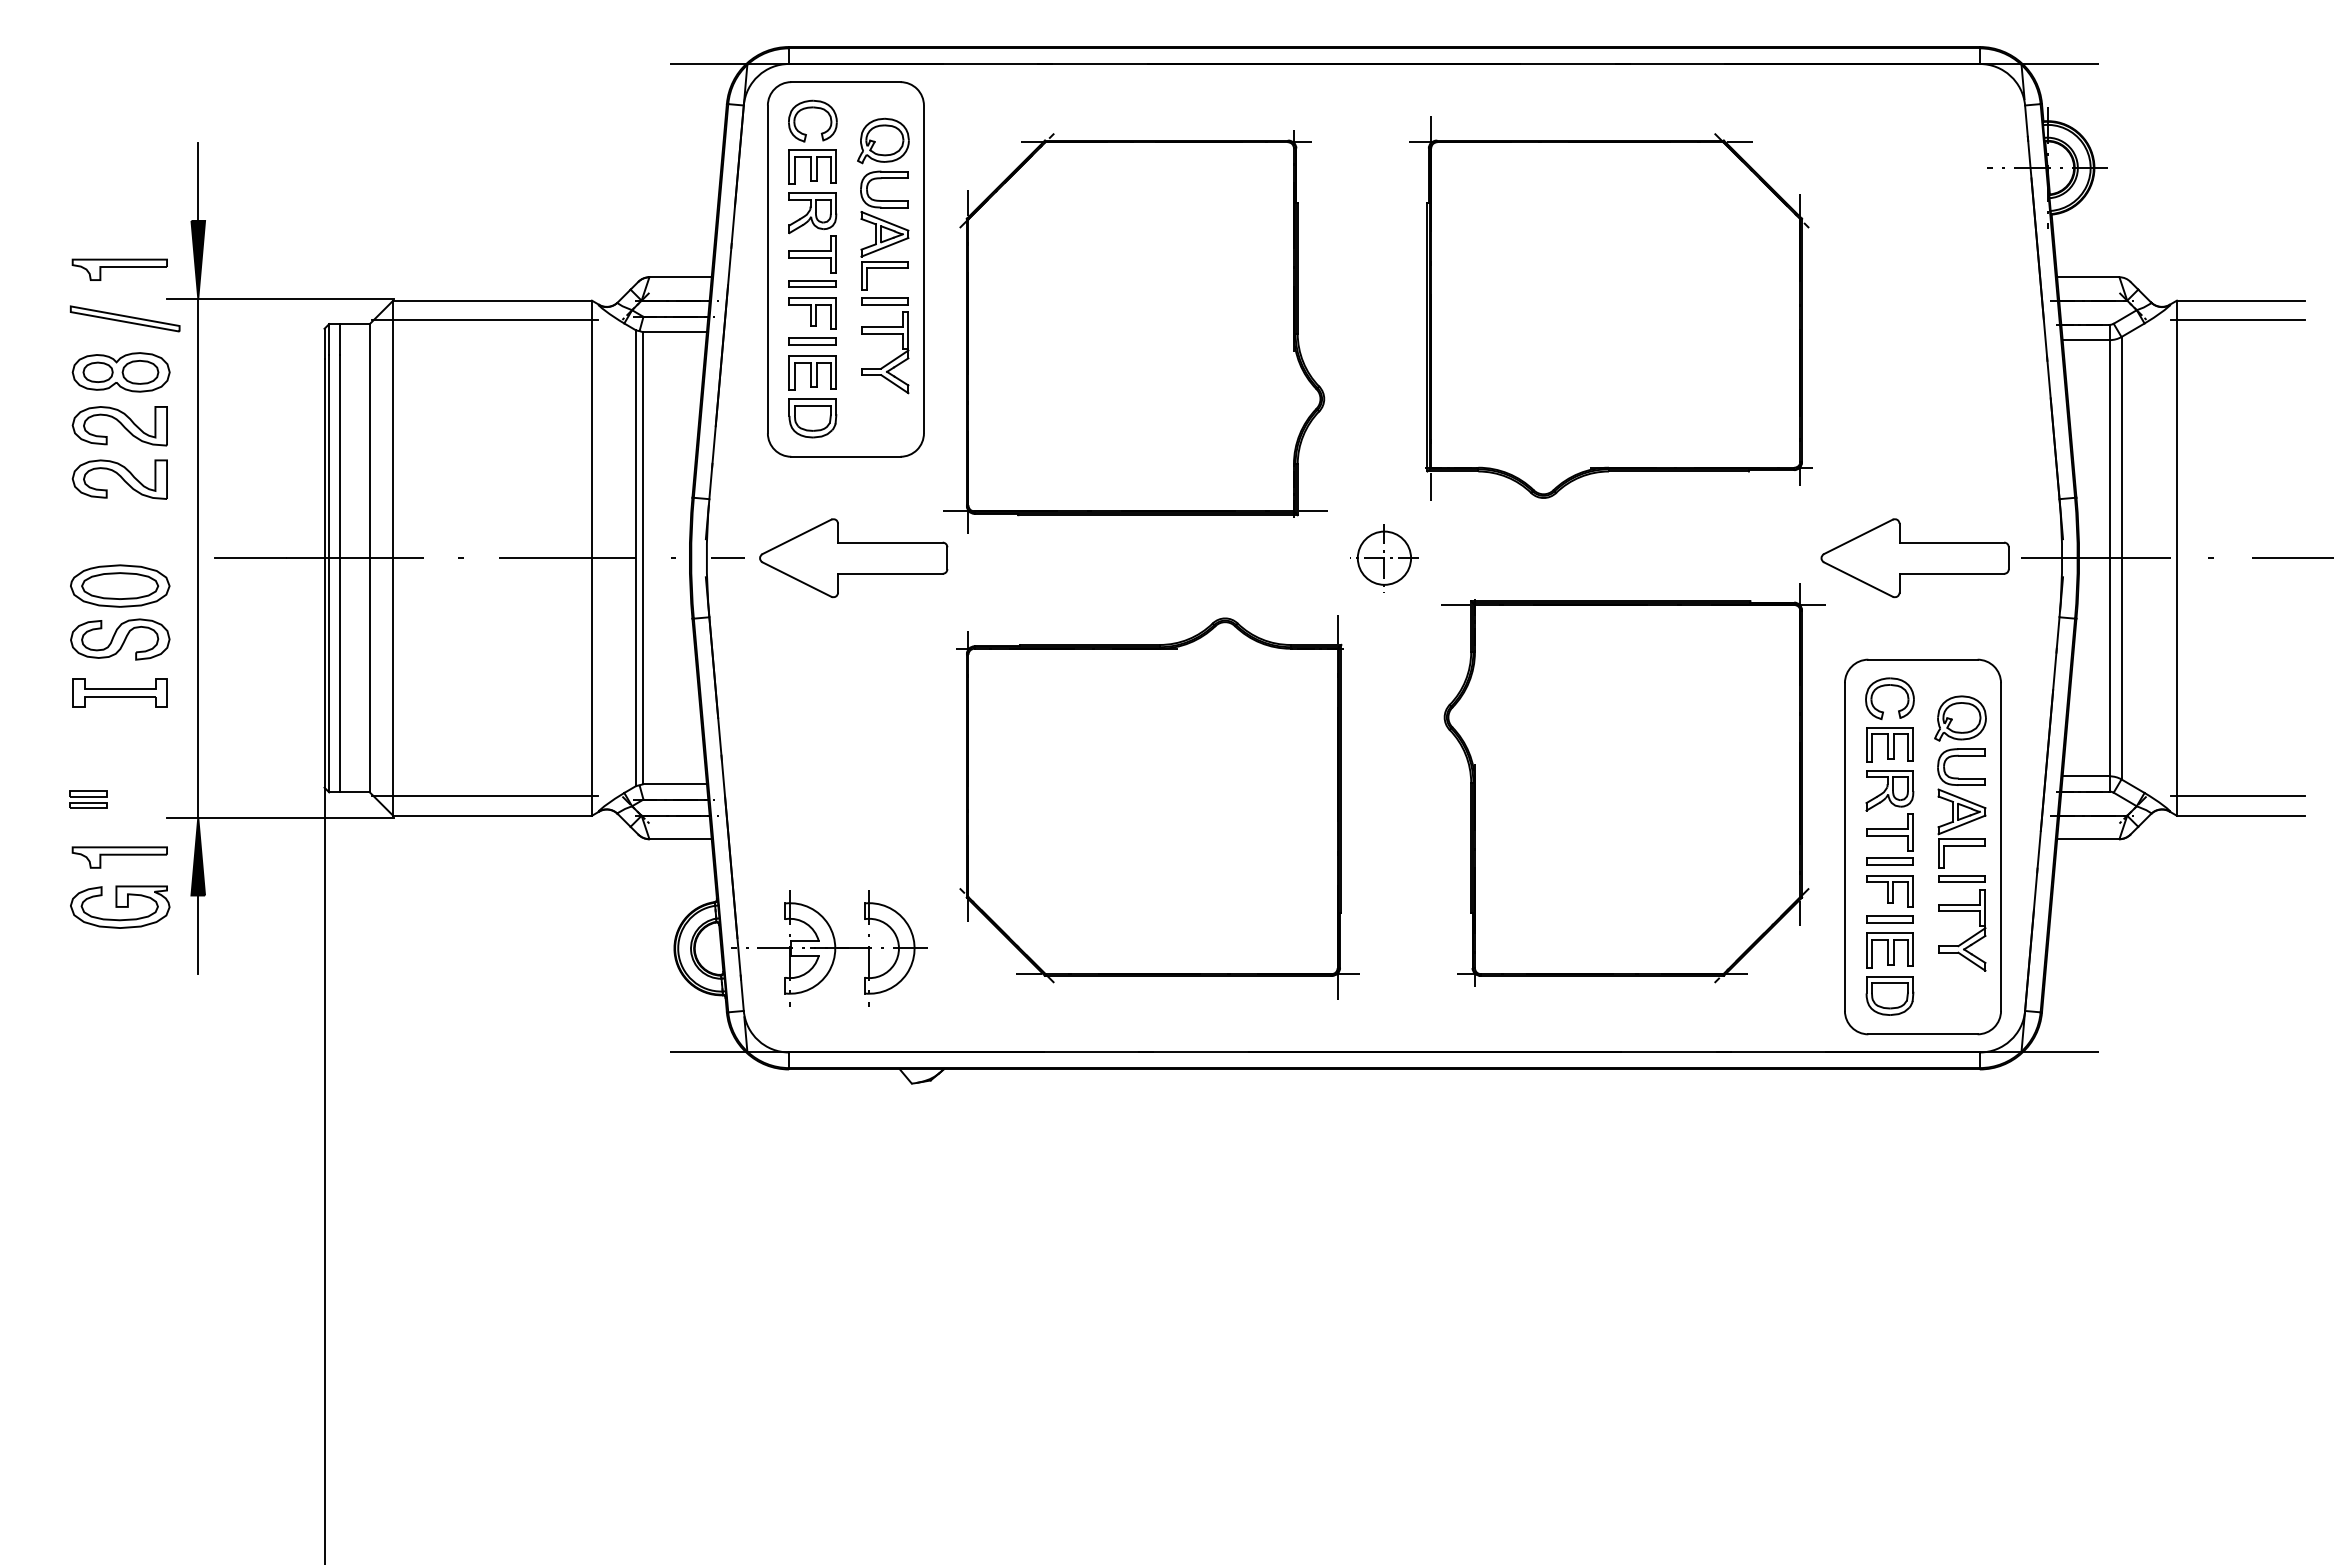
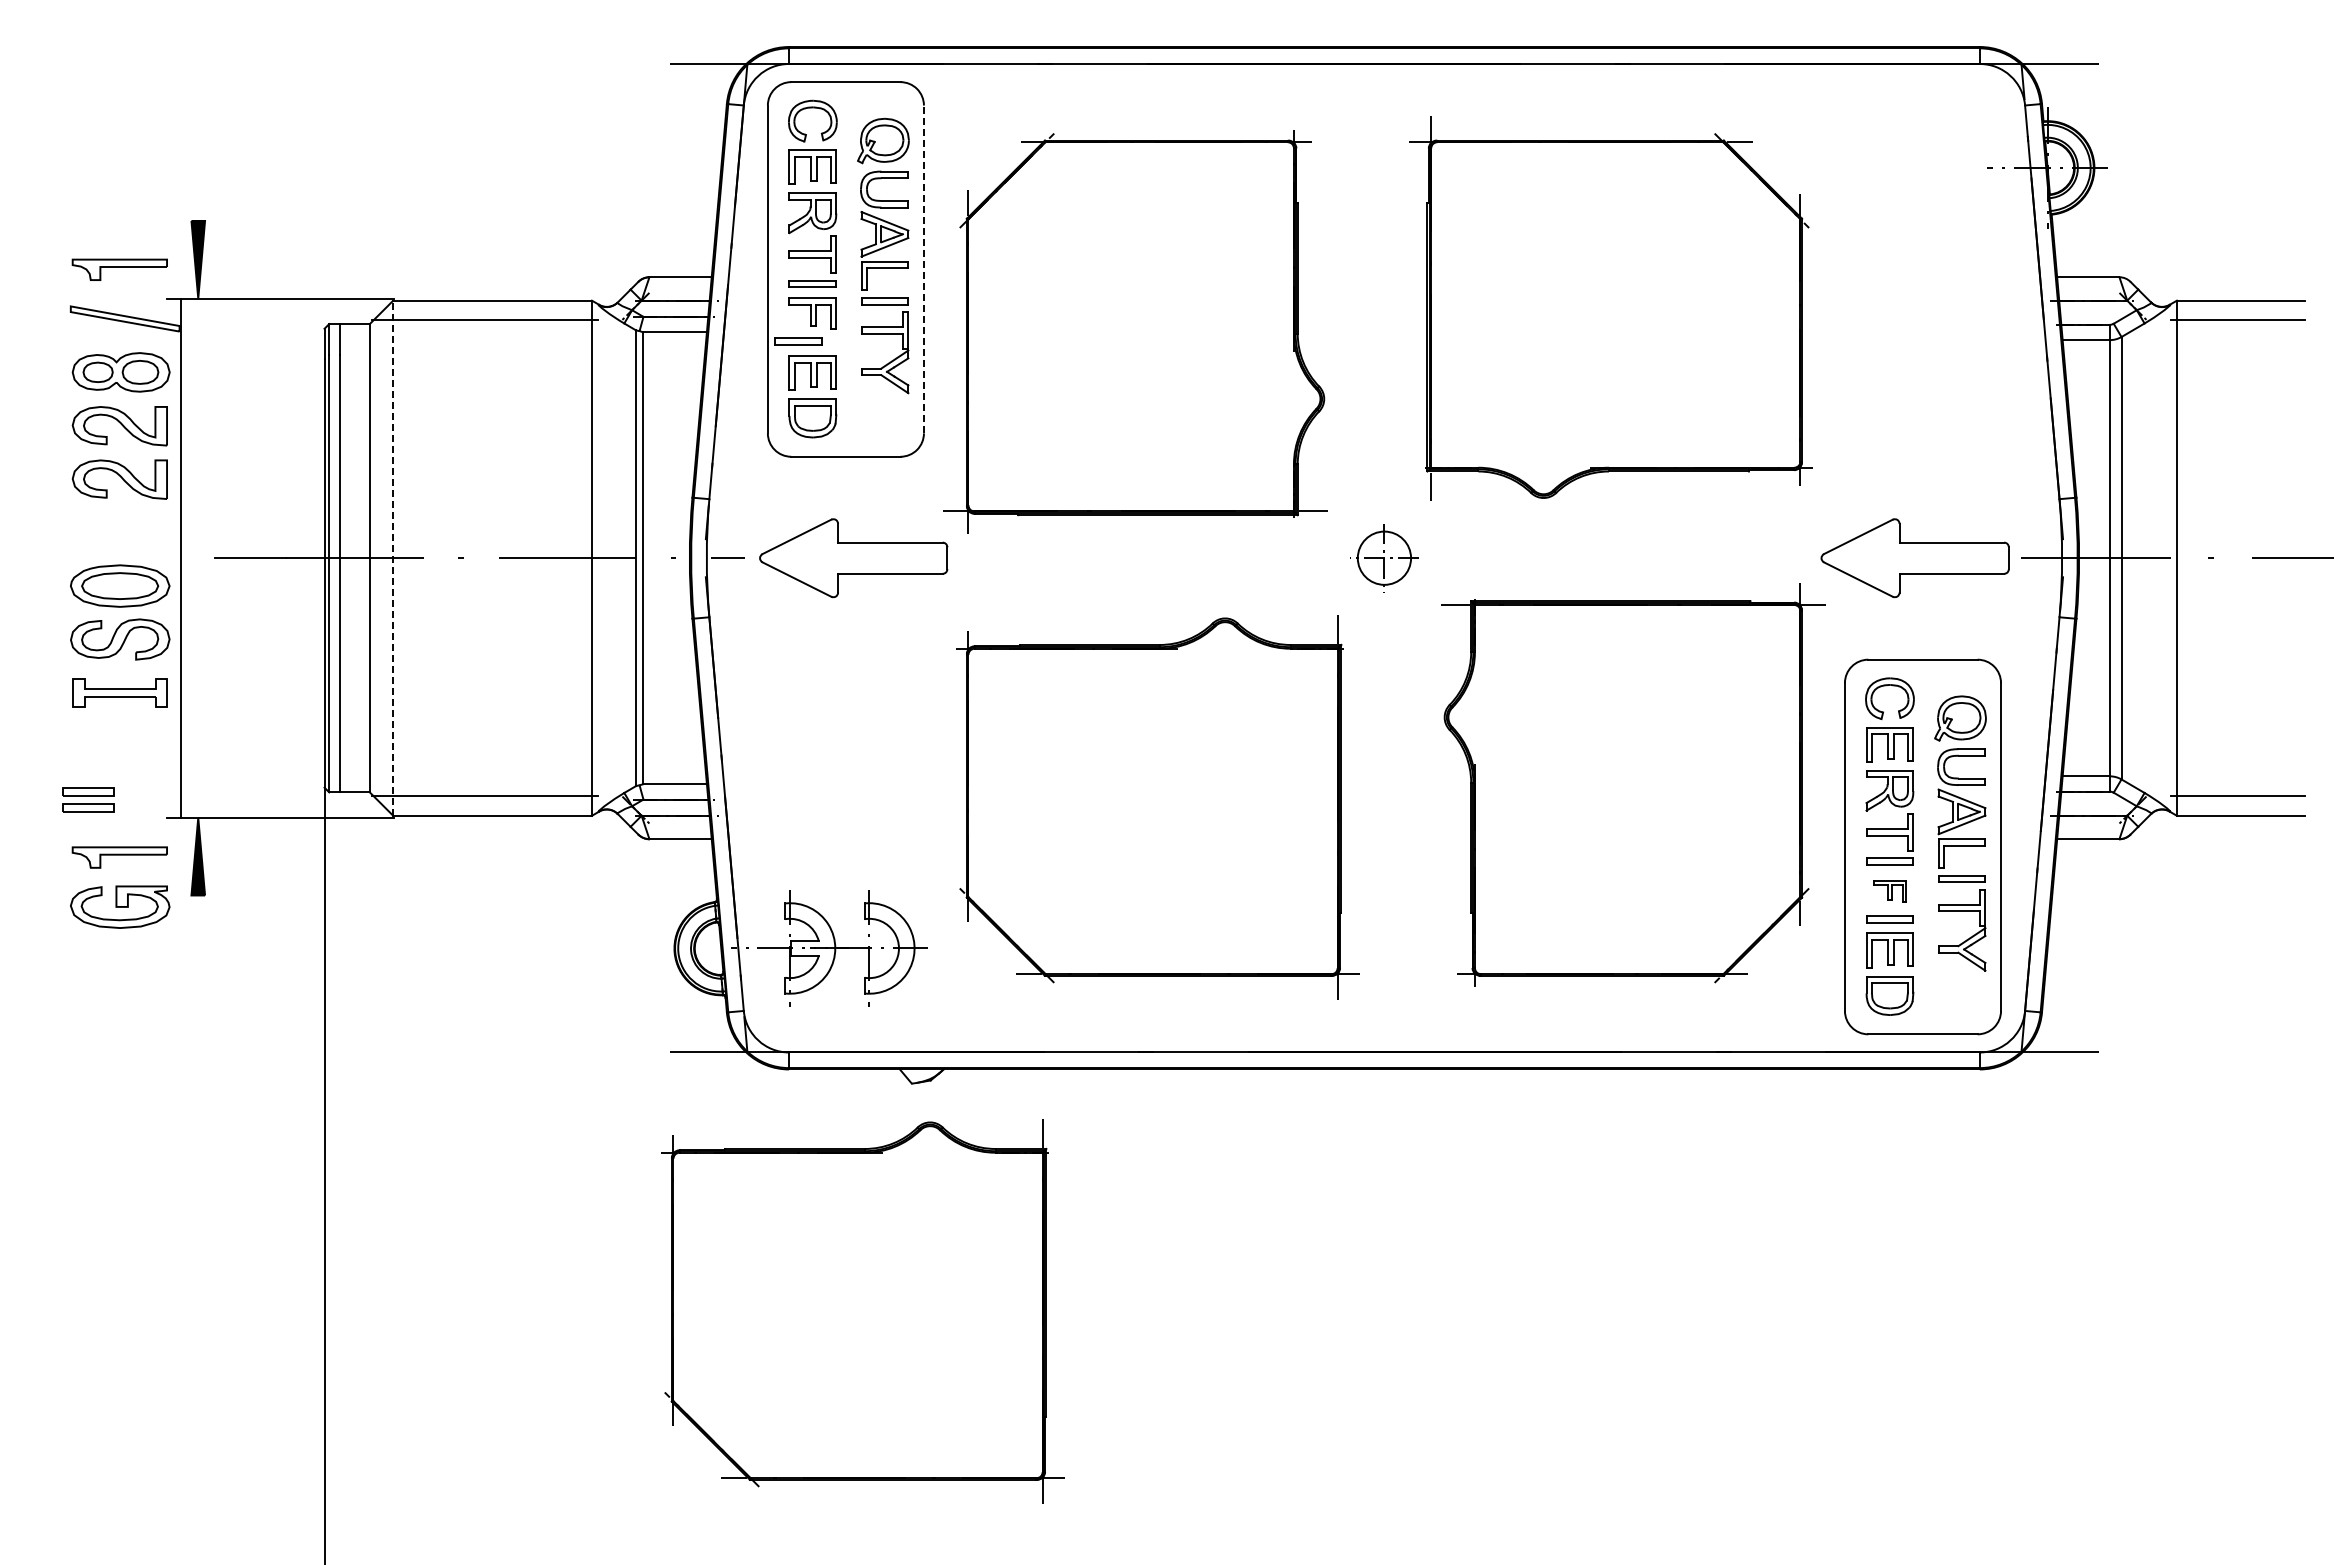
line: present -> none (198, 181)
line: solid -> dashed (923, 269)
part position: (812, 341) -> (798, 341) (798, 341)
line position: (198, 557) -> (181, 557) (181, 557)
line: solid -> dashed (393, 558)
part size: 39x19 px -> 53x26 px (88, 799)
part size: 48x33 px -> 34x23 px (1889, 891)
line: present -> none (198, 934)
part: none -> present (862, 1311)
